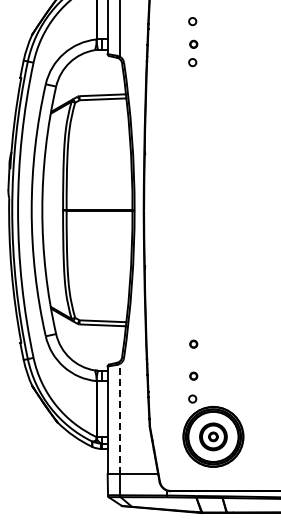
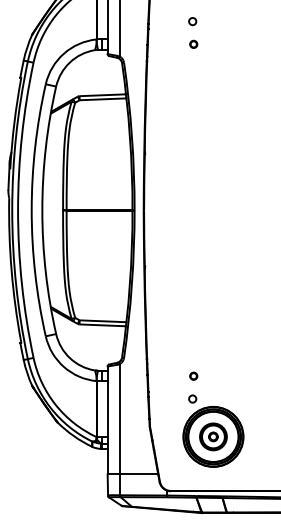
circle: present -> none (192, 62)
part: present -> none (193, 343)
line: dashed -> solid (119, 418)
